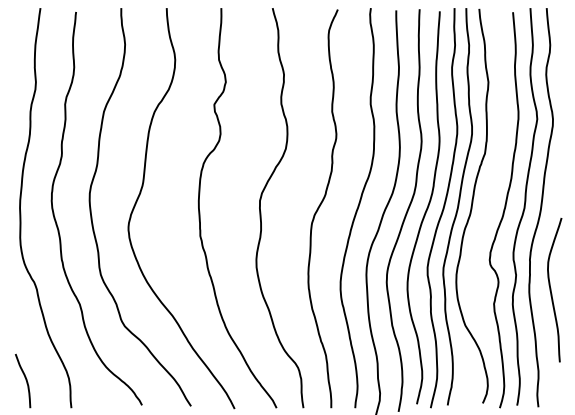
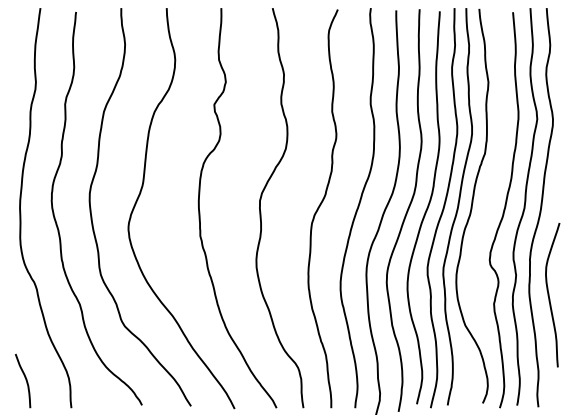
curve position: (551, 290) -> (549, 295) (549, 295)
